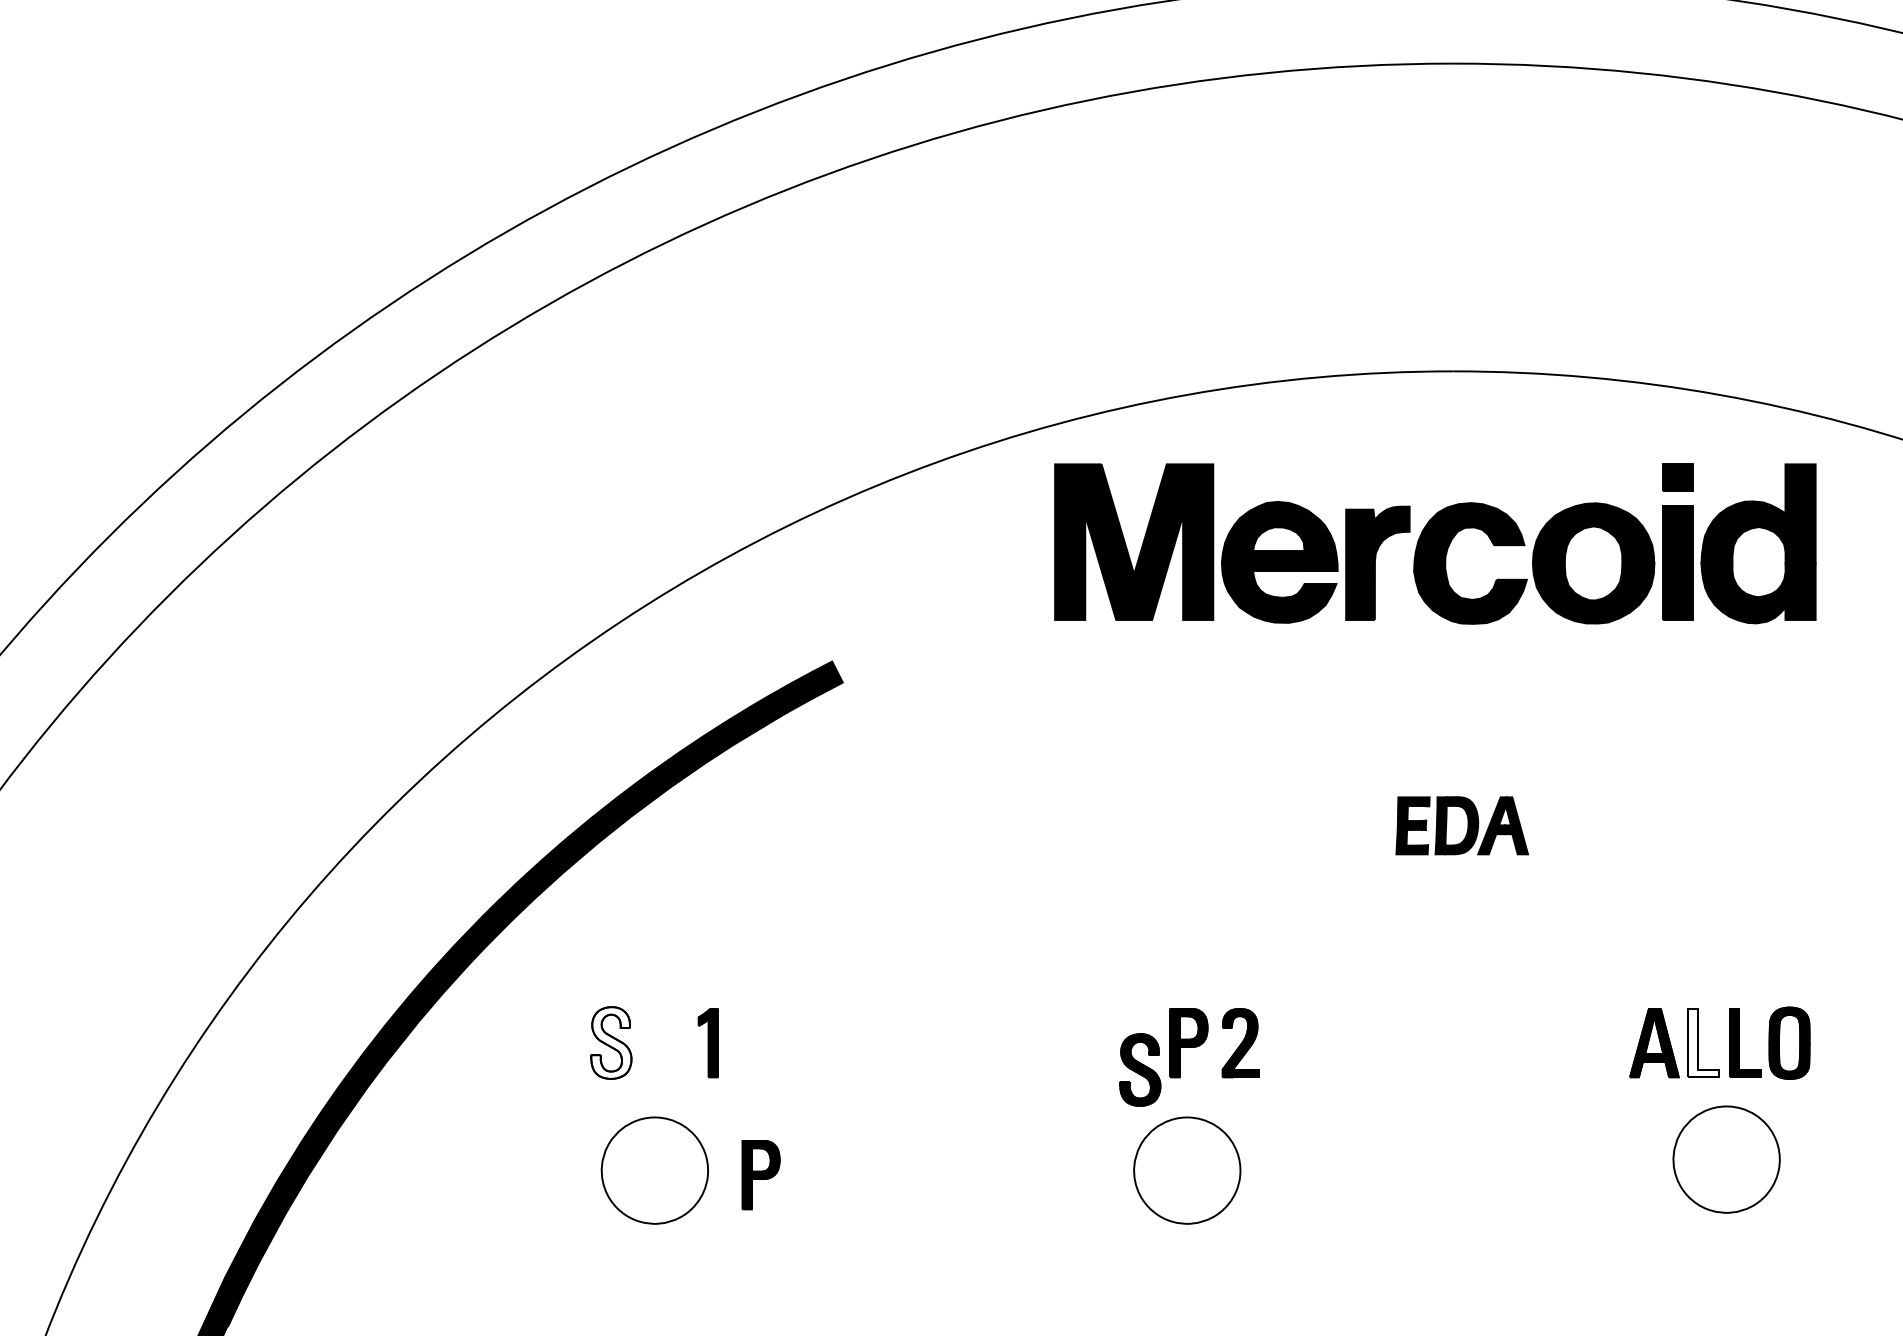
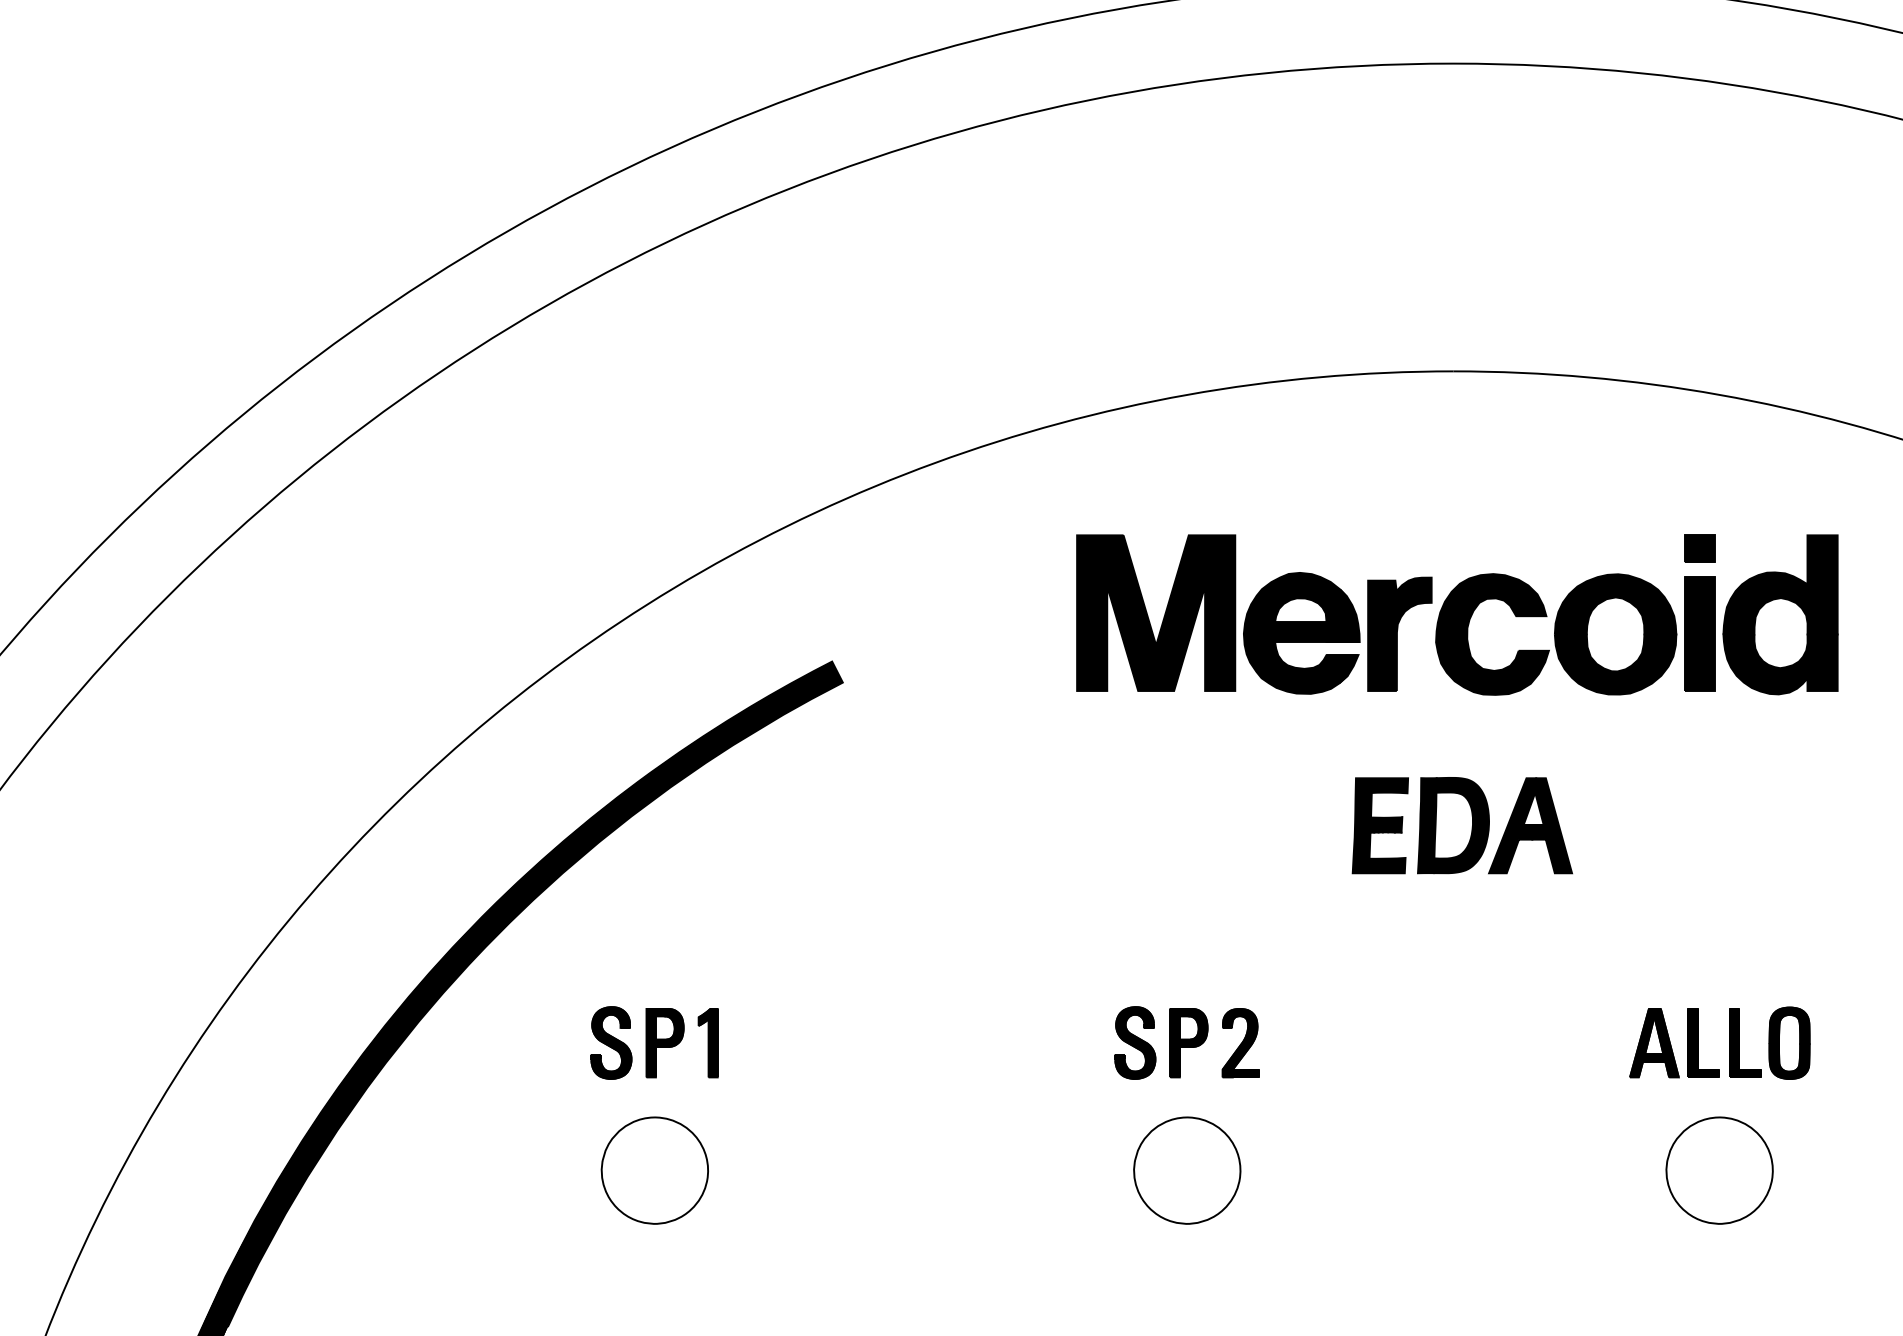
part position: (1435, 543) -> (1457, 614) (1457, 614)
part size: 134x60 px -> 222x98 px (1461, 825)
fill: none -> present (611, 1042)
fill: none -> present (1703, 1042)
part position: (1140, 1069) -> (1135, 1042) (1135, 1042)
part position: (1726, 1159) -> (1719, 1170) (1719, 1170)
part position: (760, 1175) -> (664, 1043) (664, 1043)
